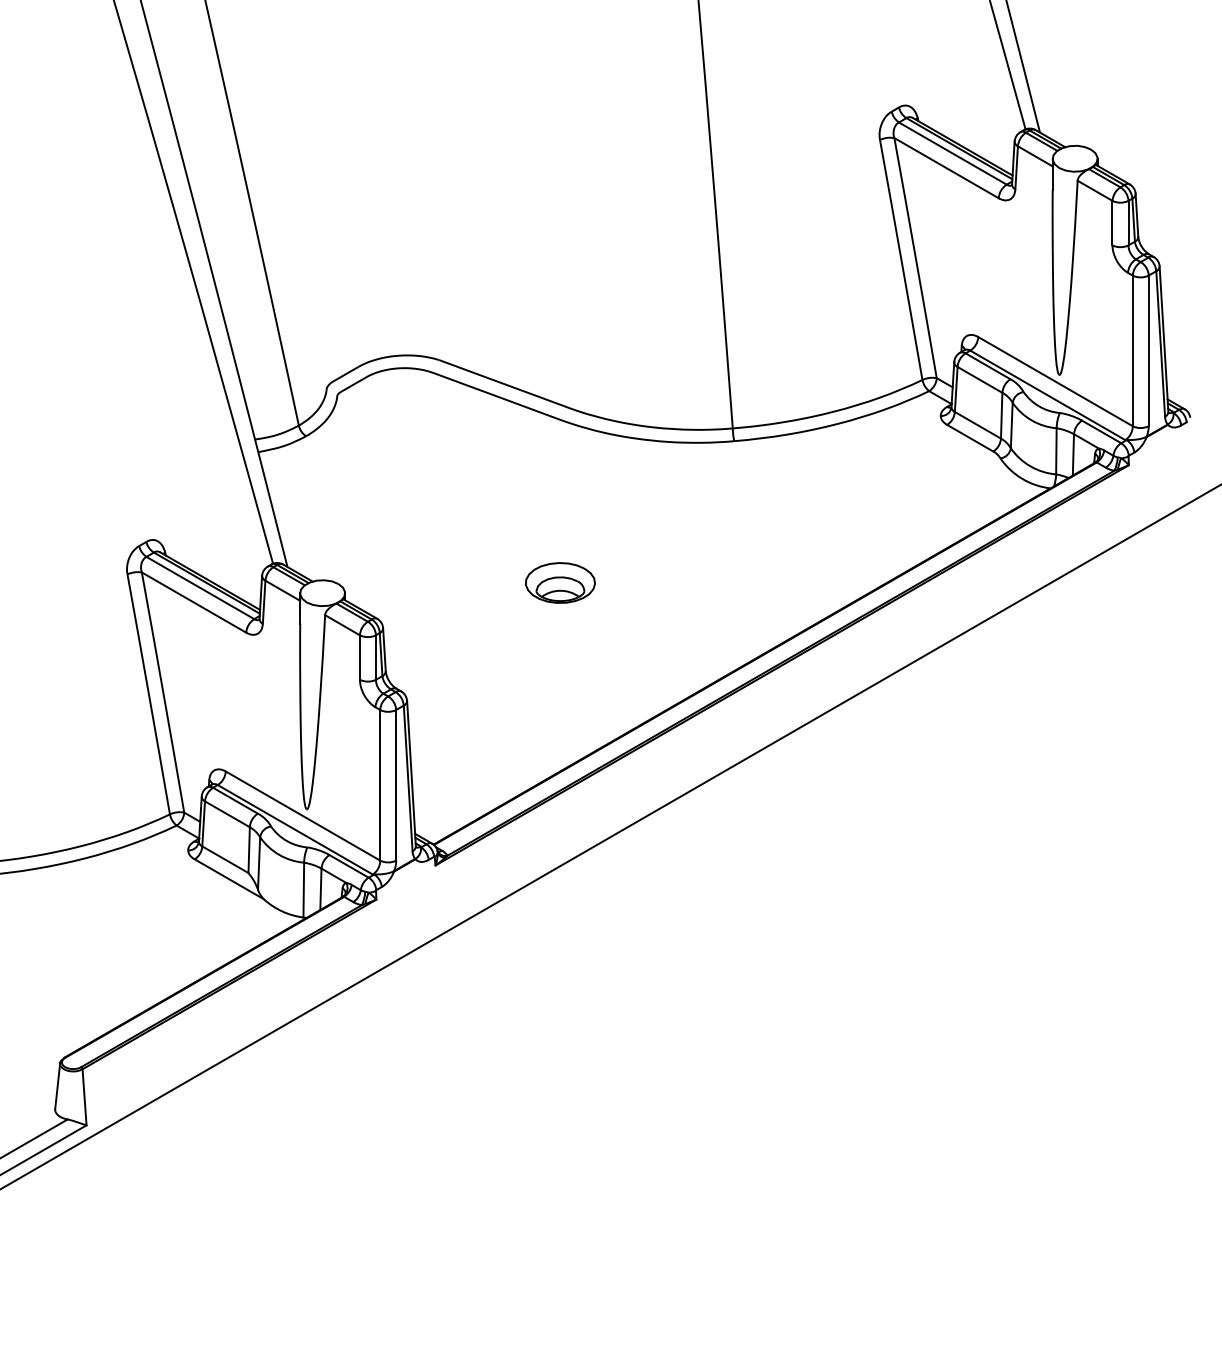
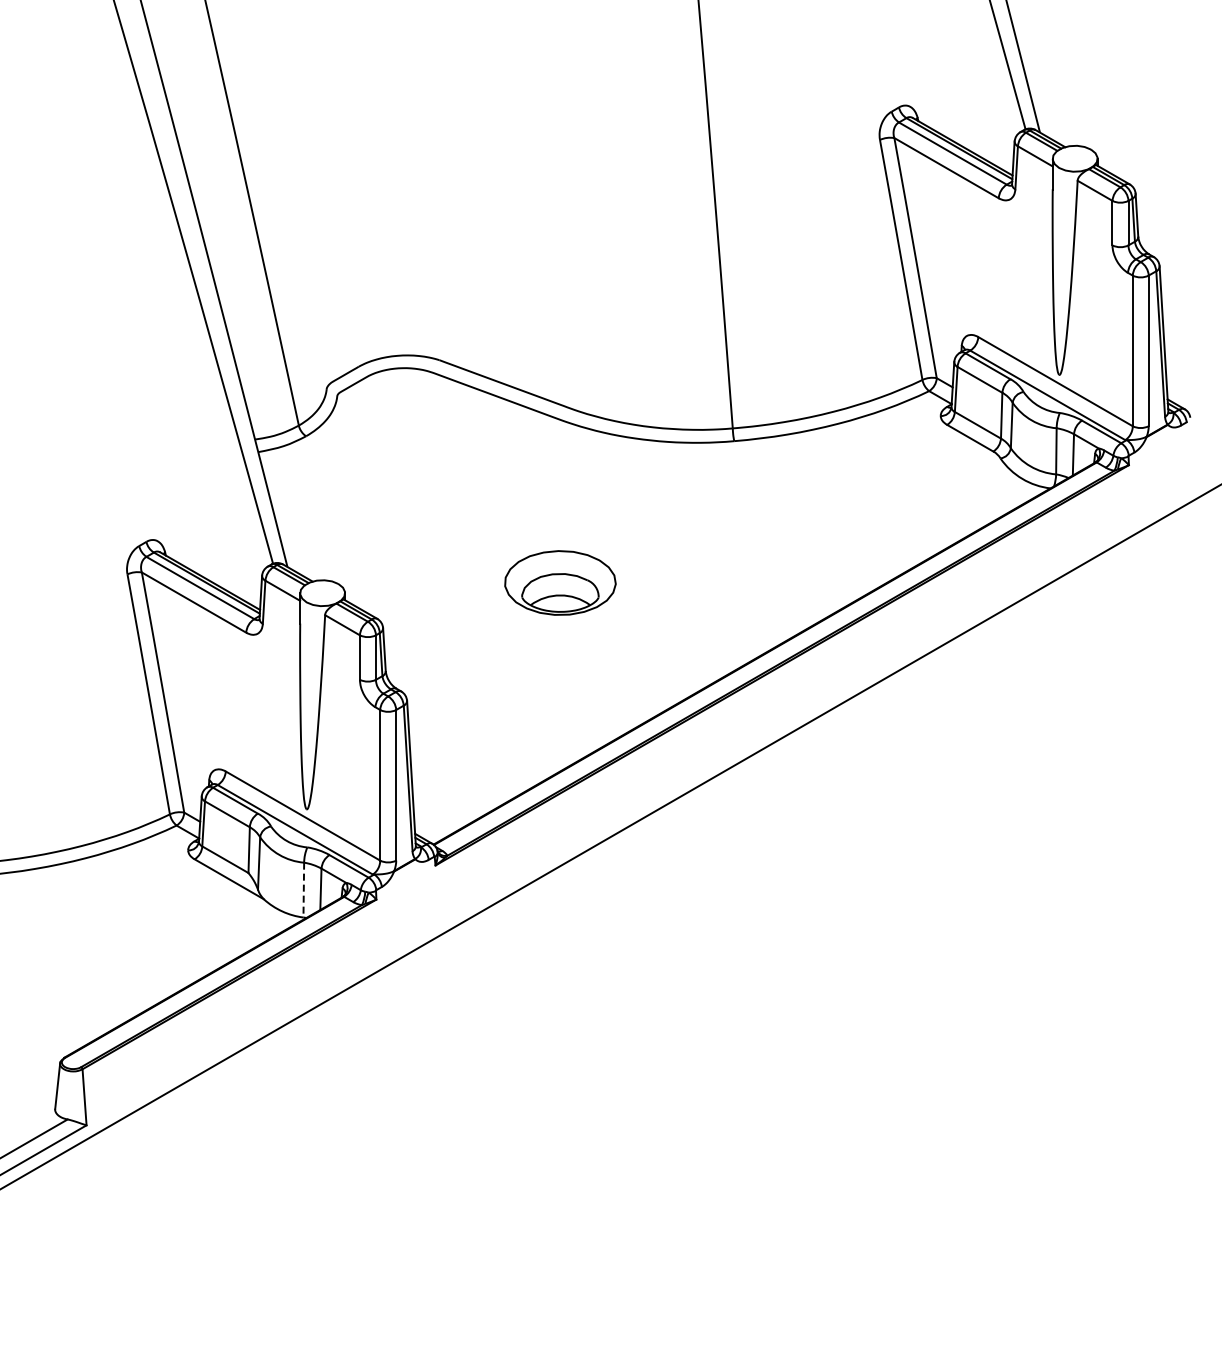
part size: 71x42 px -> 113x66 px (560, 582)
line: solid -> dashed (303, 890)
